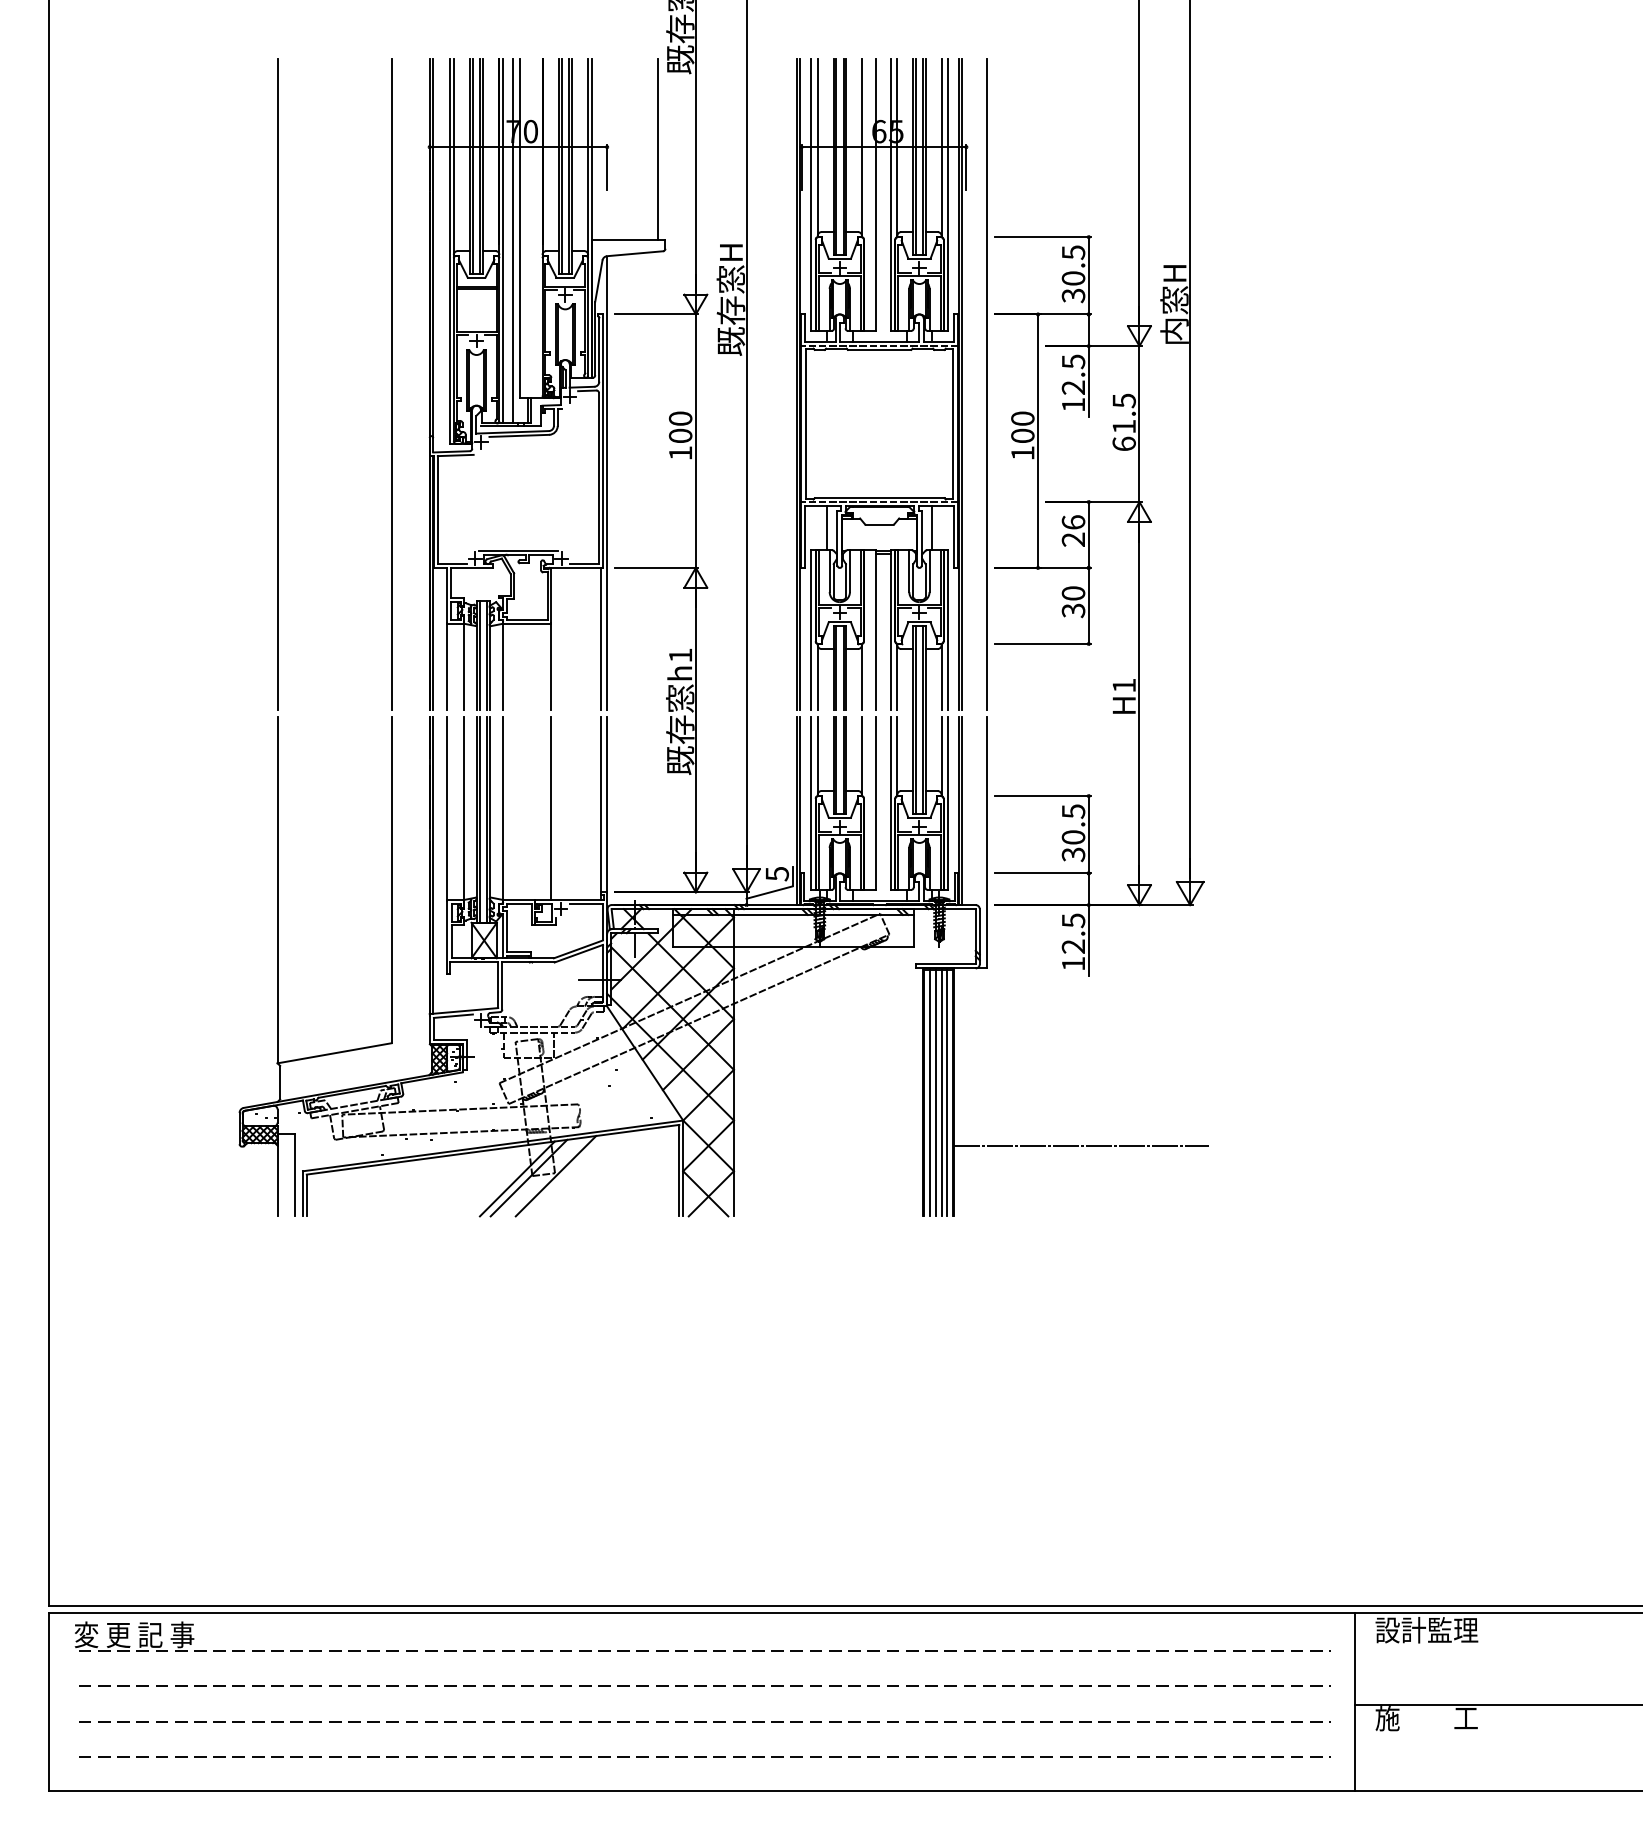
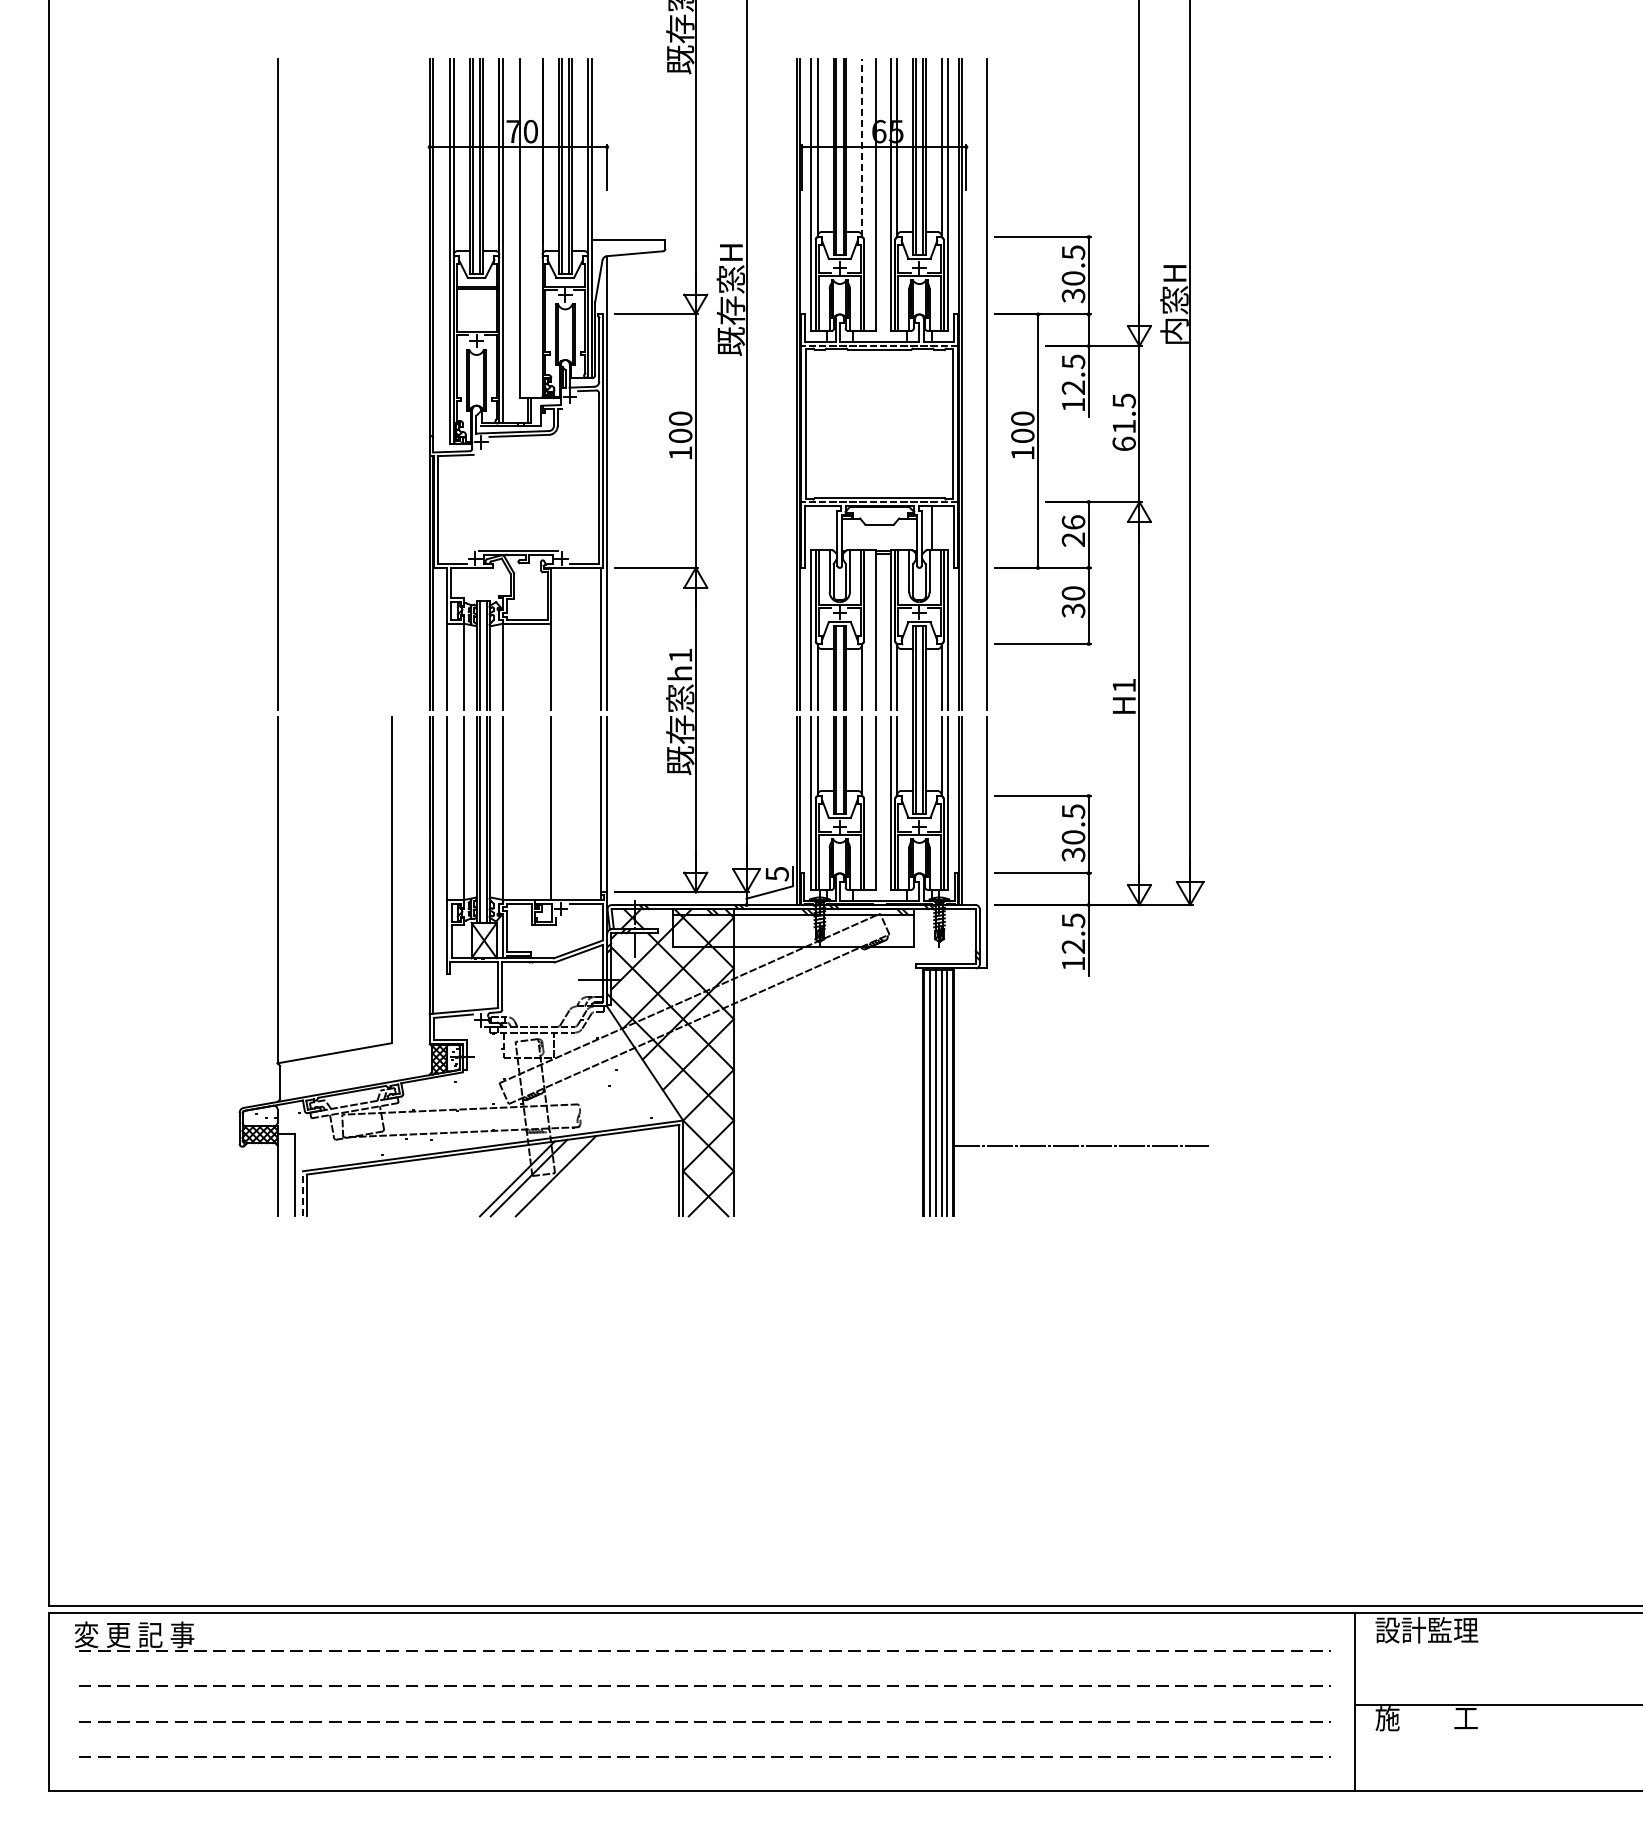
line: solid -> dashed (861, 148)
line: present -> none (657, 149)
line: present -> none (513, 241)
line: present -> none (391, 384)
line: present -> none (827, 527)
line: solid -> dashed (302, 1193)
